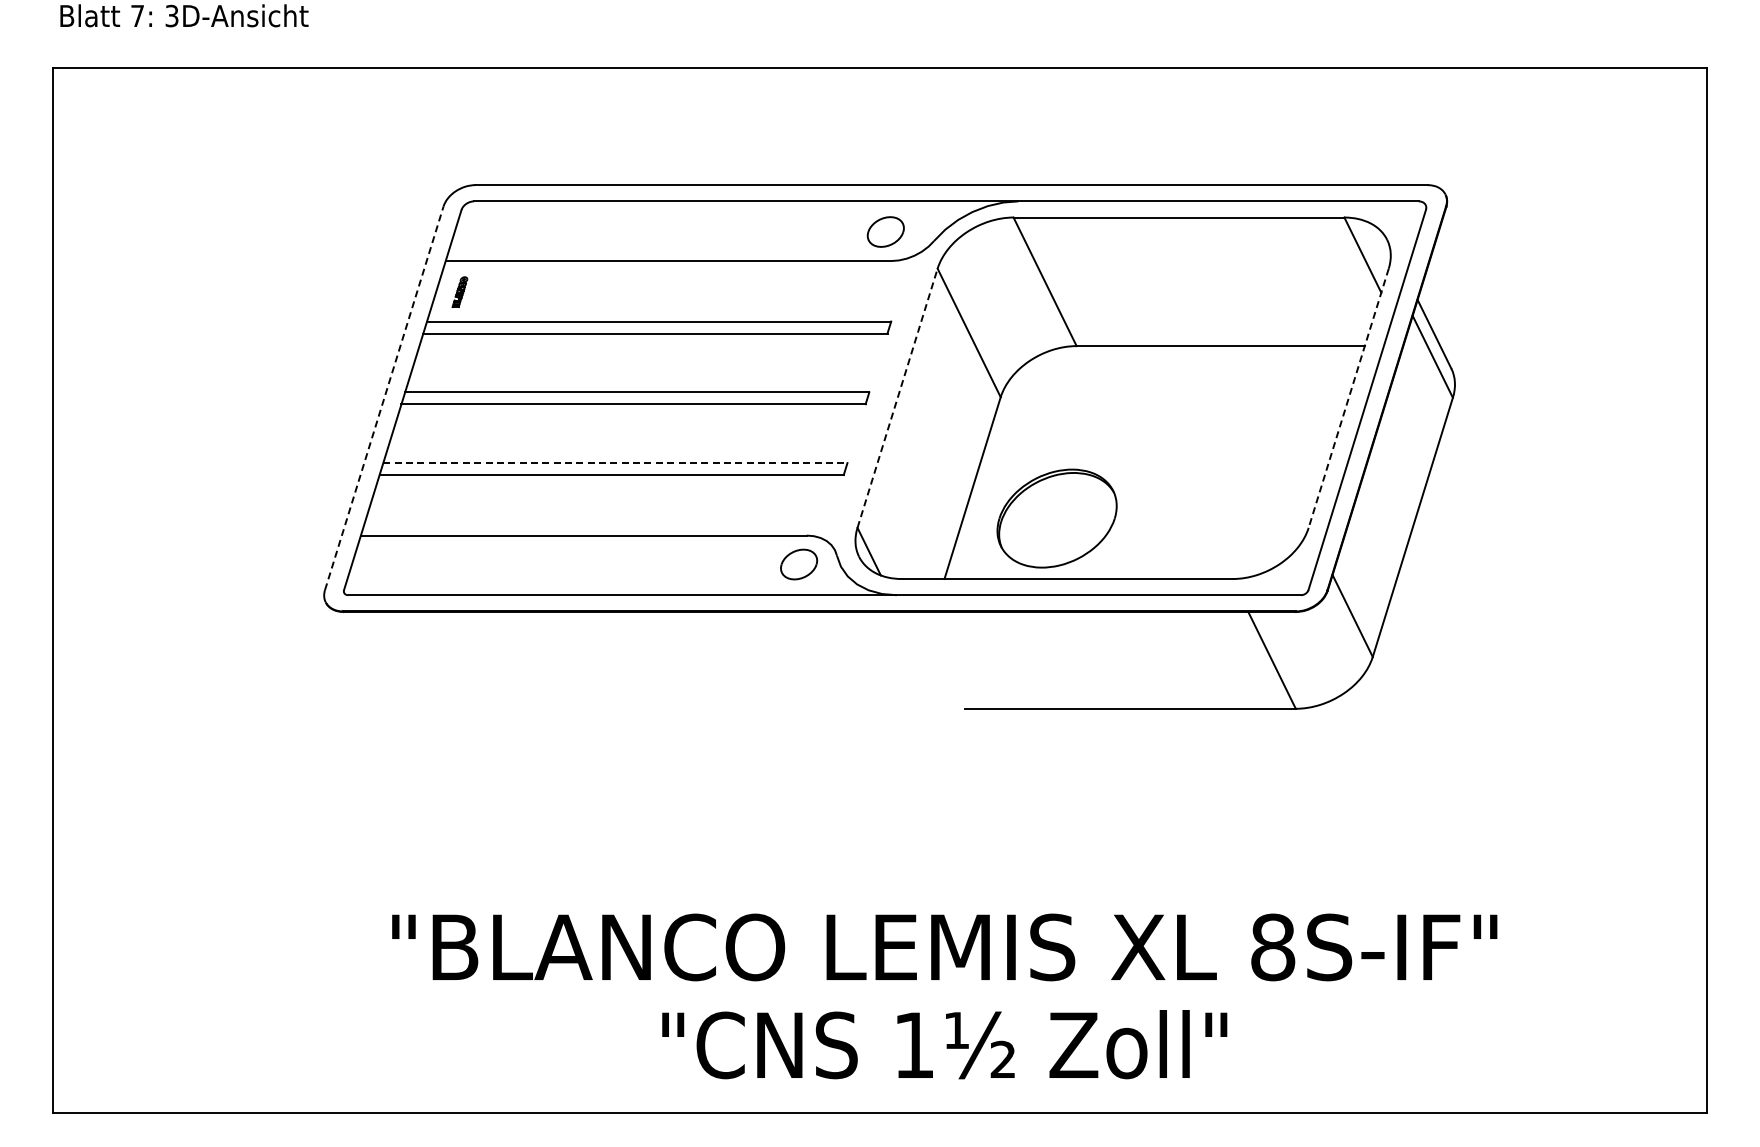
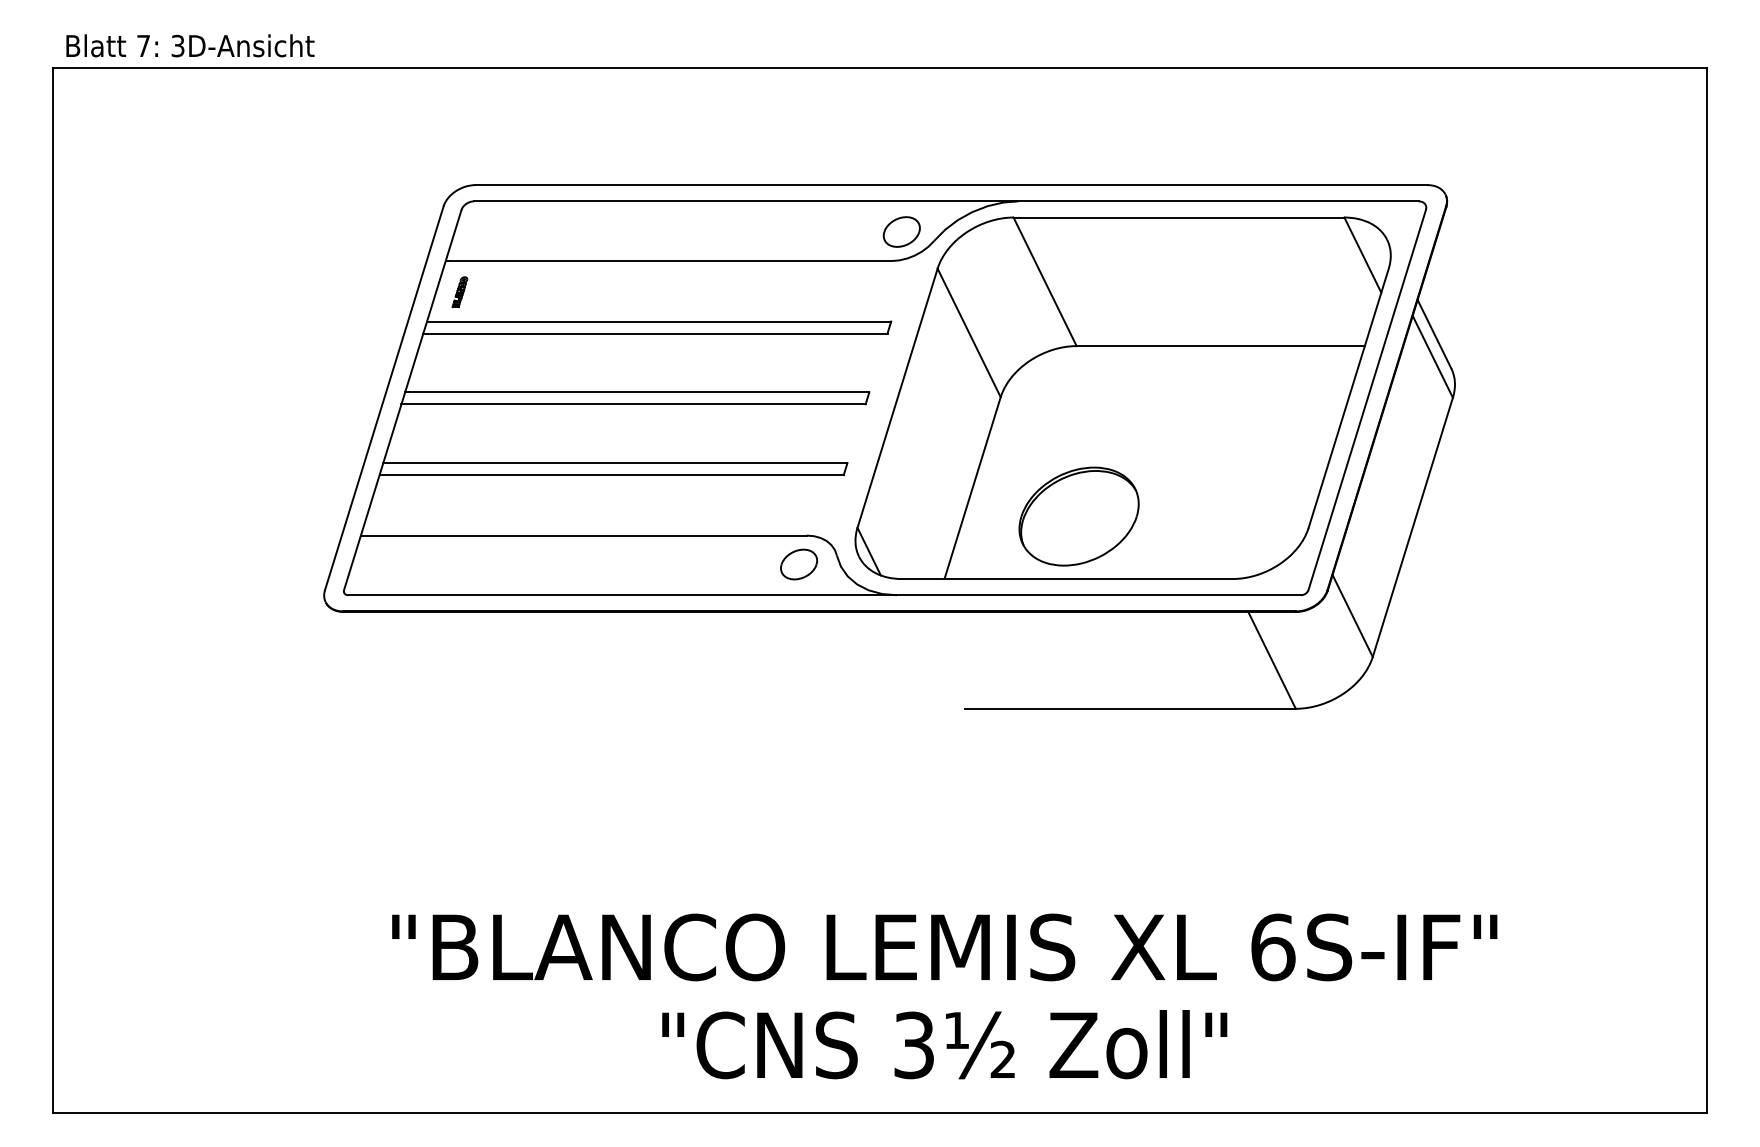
text position: (184, 15) -> (190, 45) (190, 45)
part position: (885, 231) -> (901, 231) (901, 231)
line: dashed -> solid (384, 398)
line: dashed -> solid (897, 398)
line: dashed -> solid (1348, 398)
line: dashed -> solid (615, 463)
part position: (1056, 518) -> (1078, 516) (1078, 516)
text: 8S-IF" -> 6S-IF" (1273, 947)
text: 1½ -> 3½ (913, 1045)
